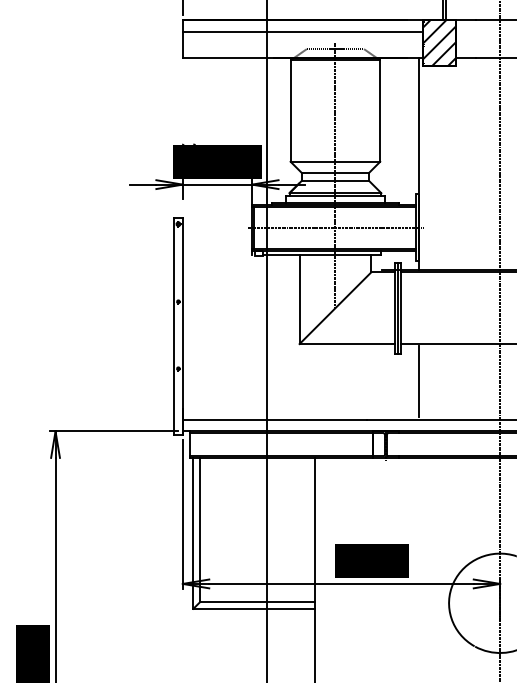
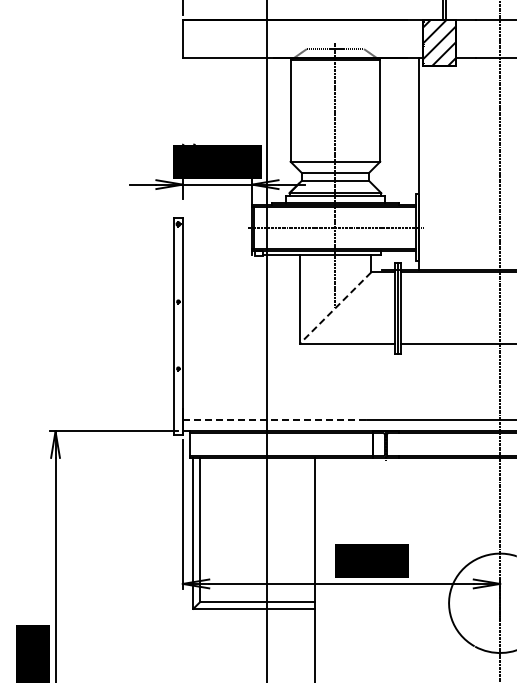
line: present -> none (301, 31)
line: solid -> dashed (335, 308)
line: present -> none (419, 380)
line: solid -> dashed (275, 420)
